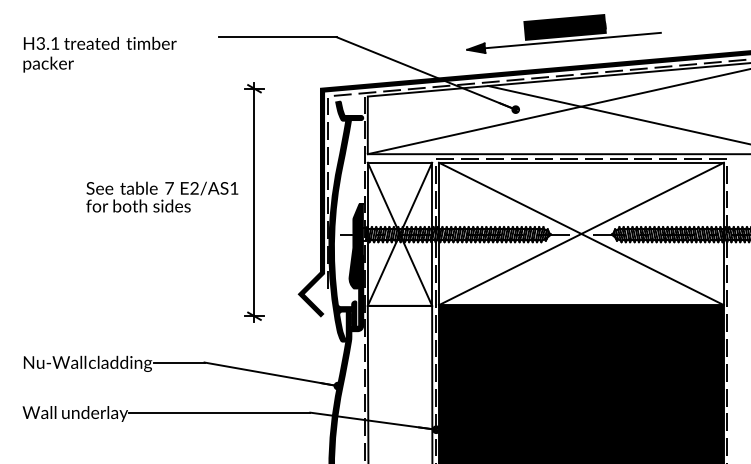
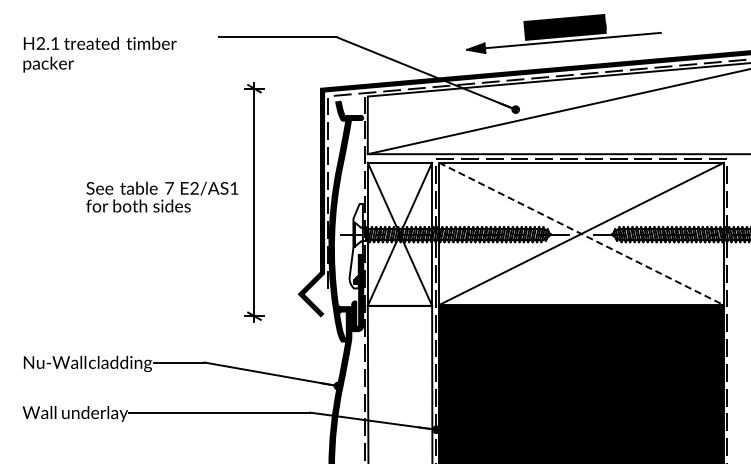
text: H3.1 -> H2.1 (40, 45)
line: present -> none (617, 114)
line: solid -> dashed (581, 234)
fill: present -> none (355, 246)
